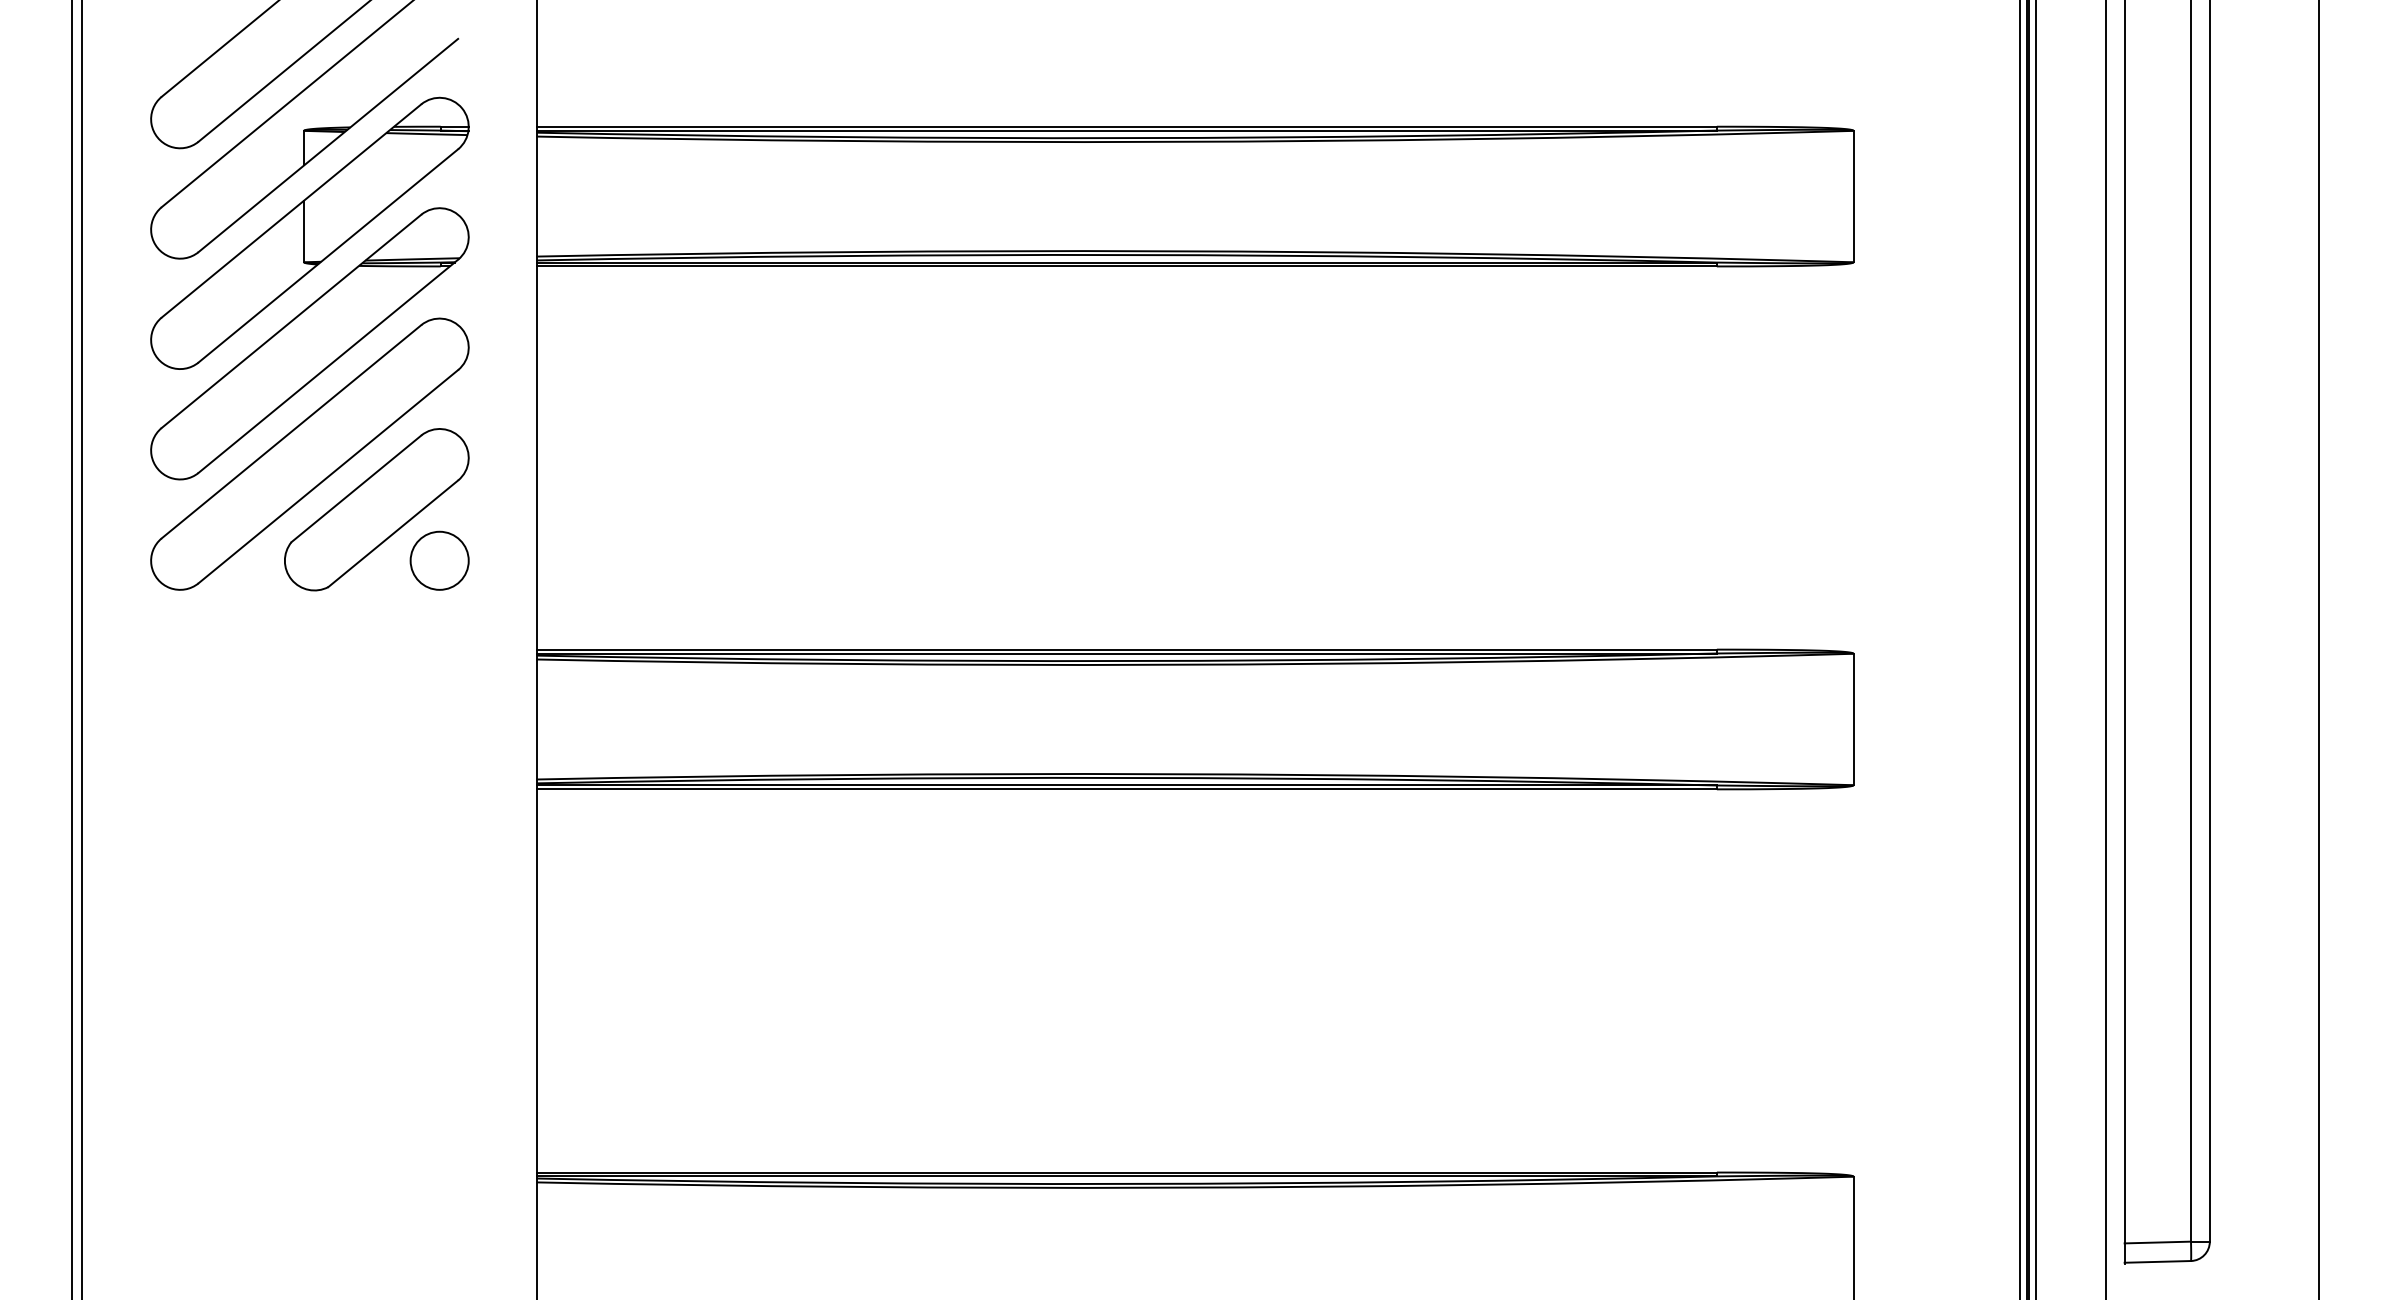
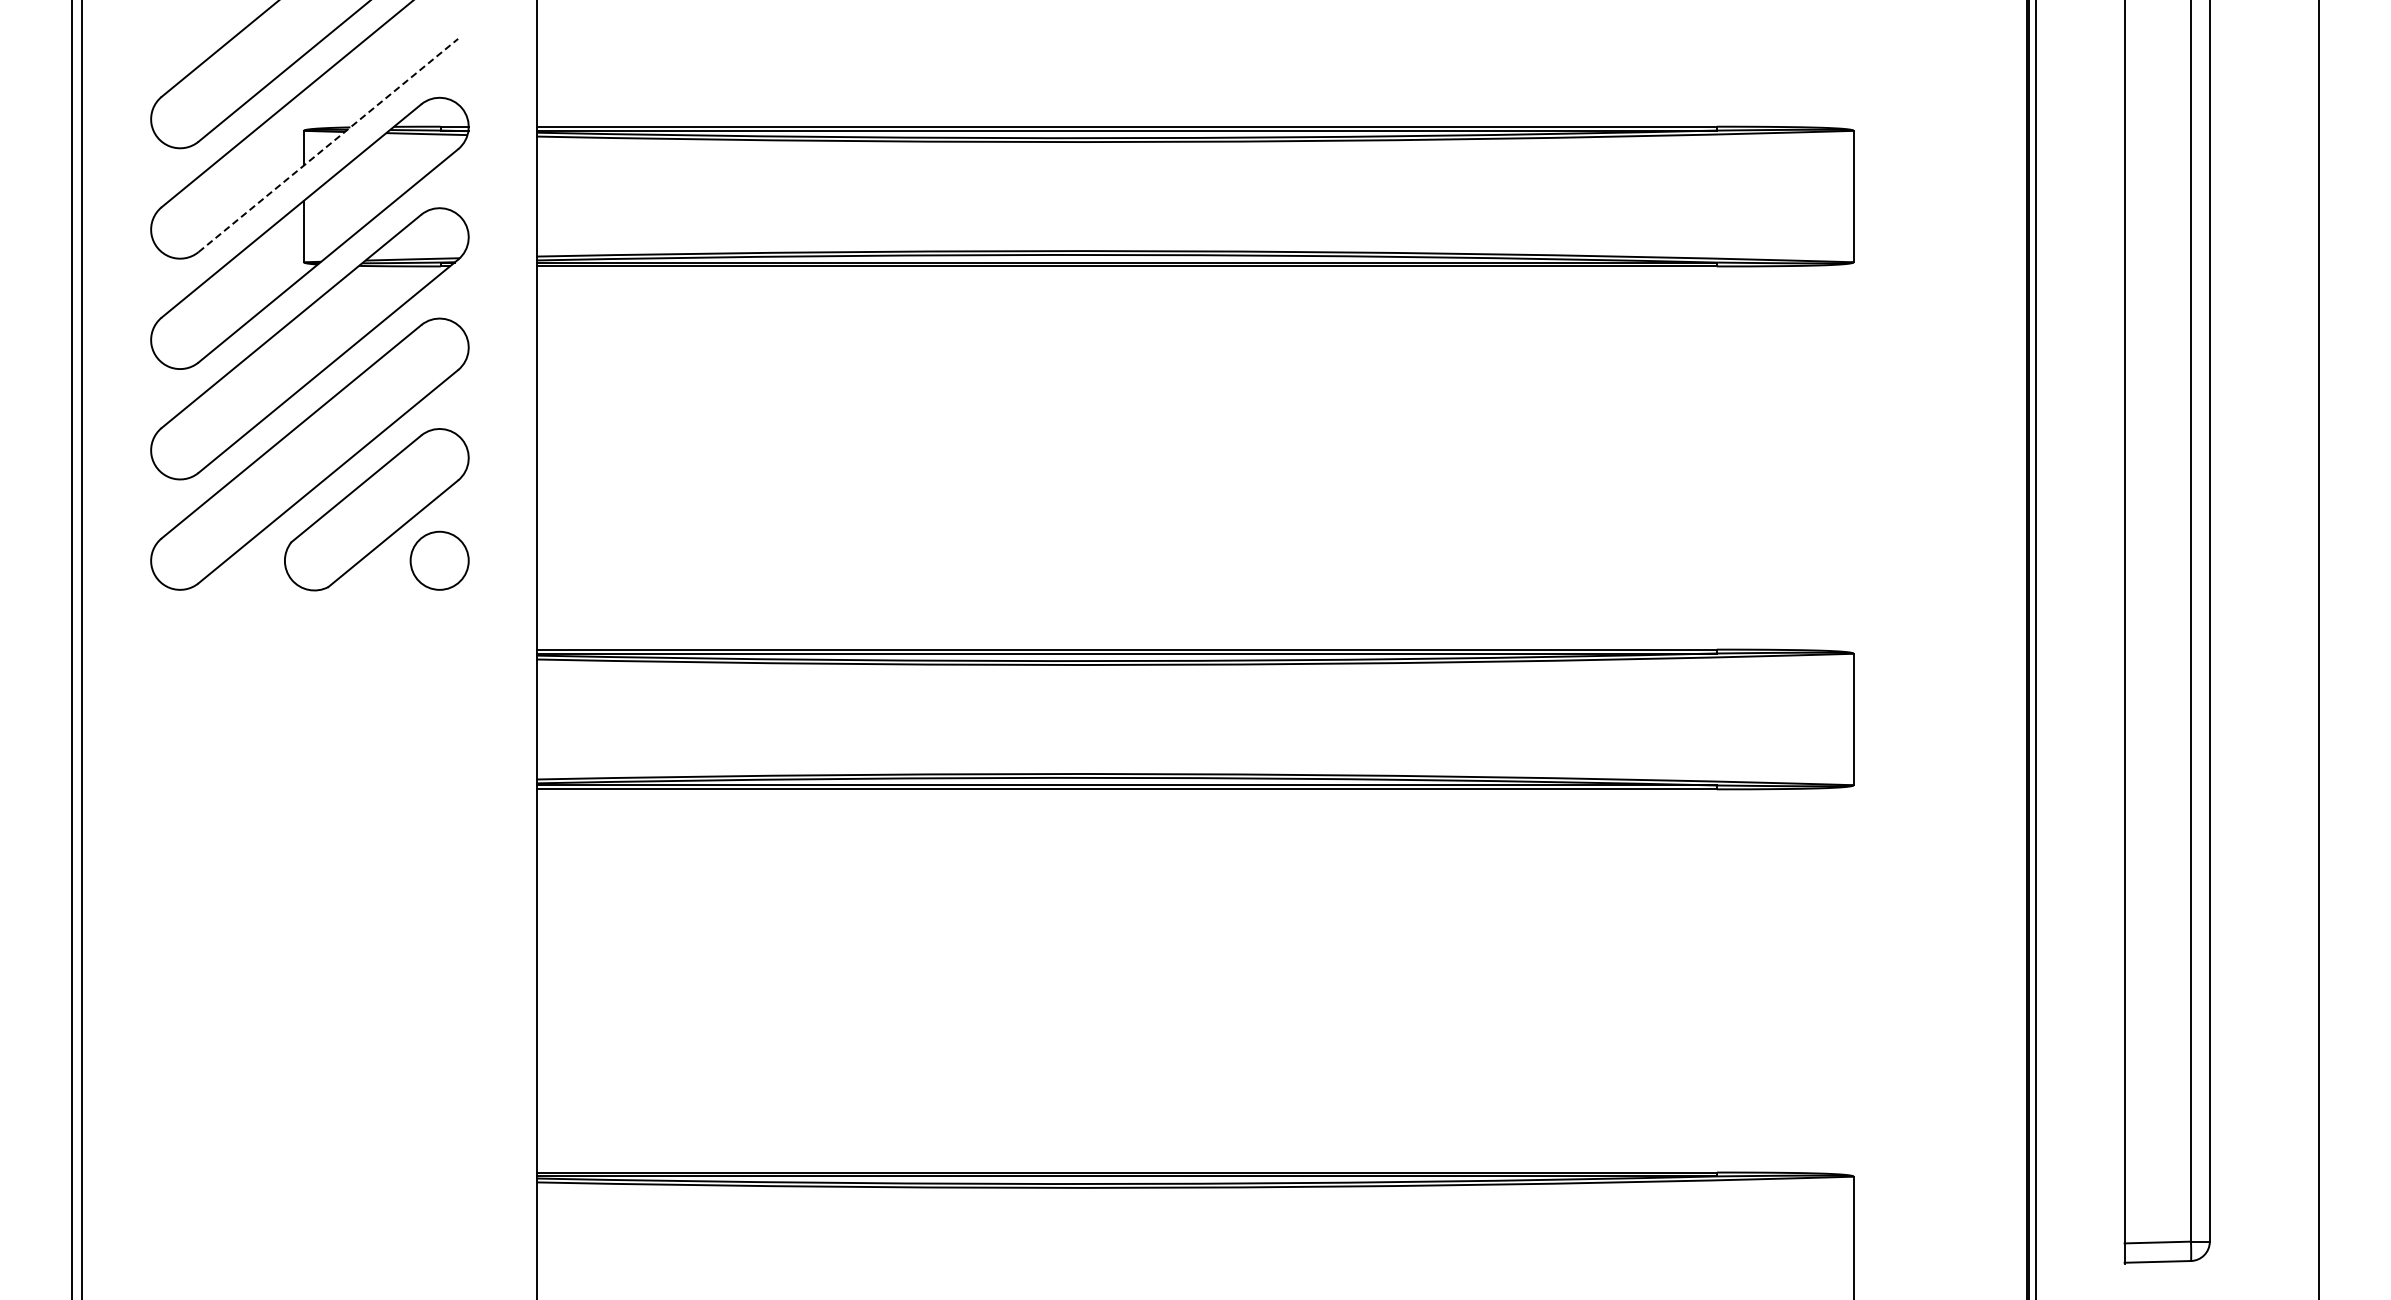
line: solid -> dashed (328, 145)
line: present -> none (2019, 649)
line: present -> none (2105, 649)
